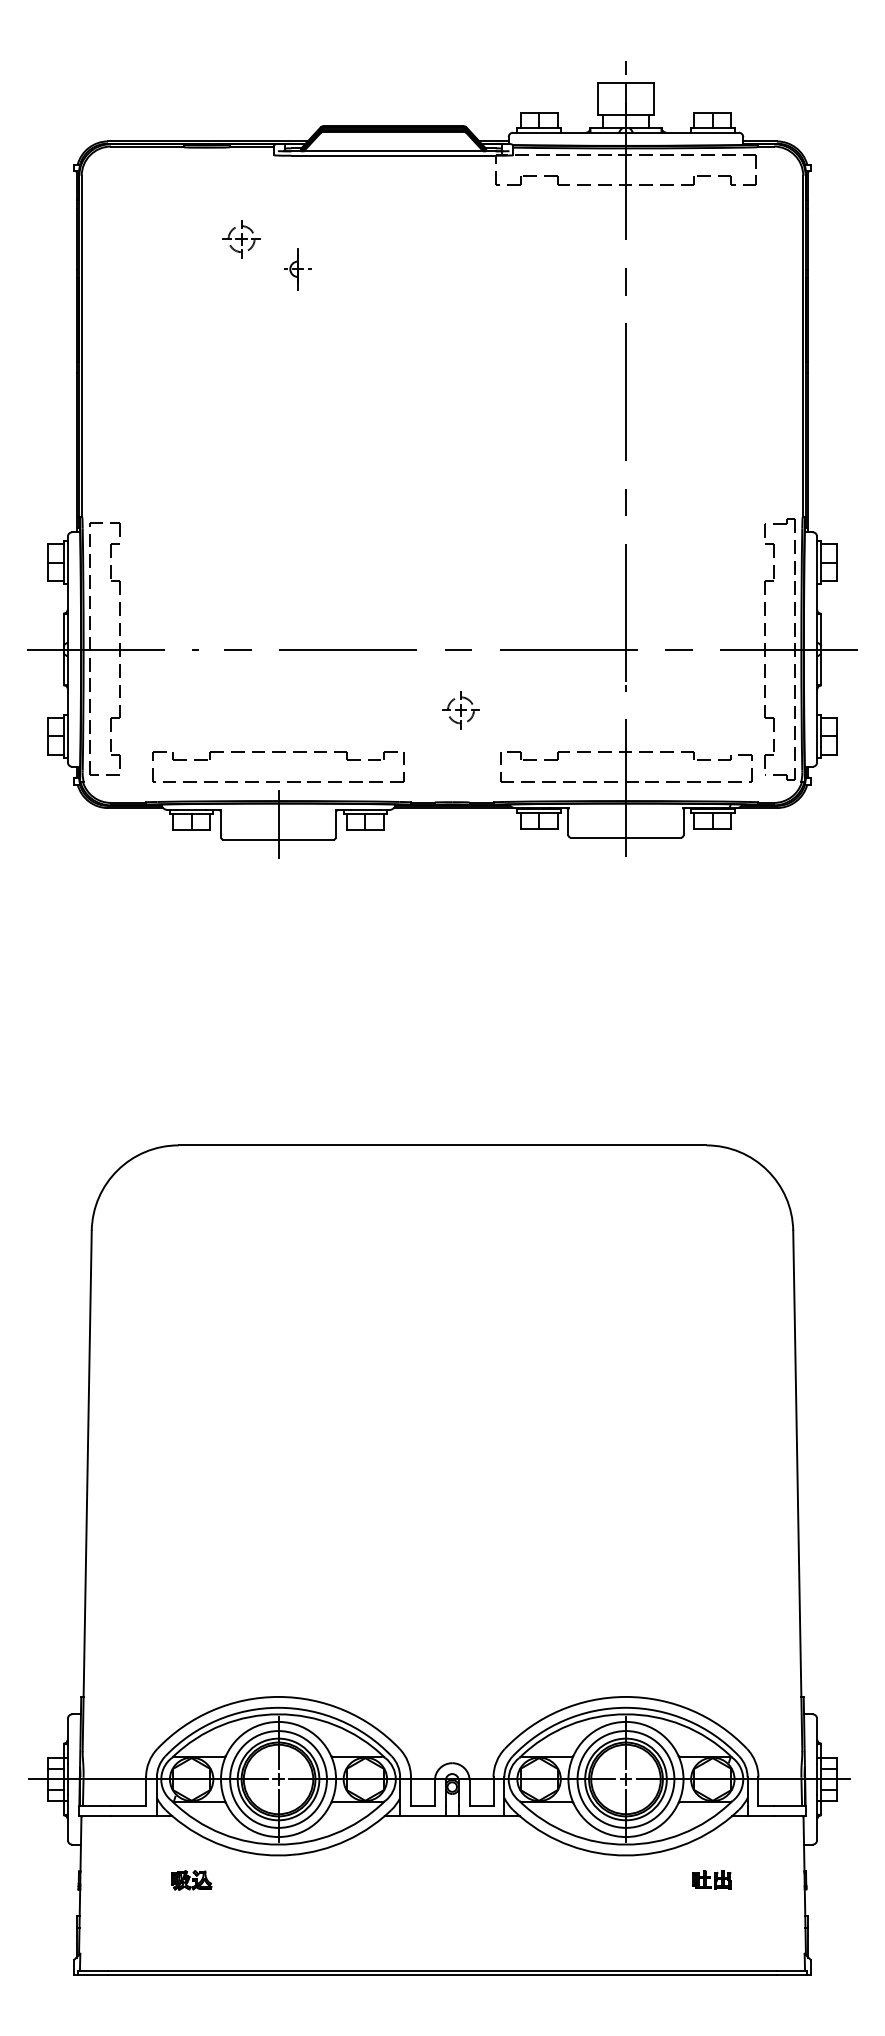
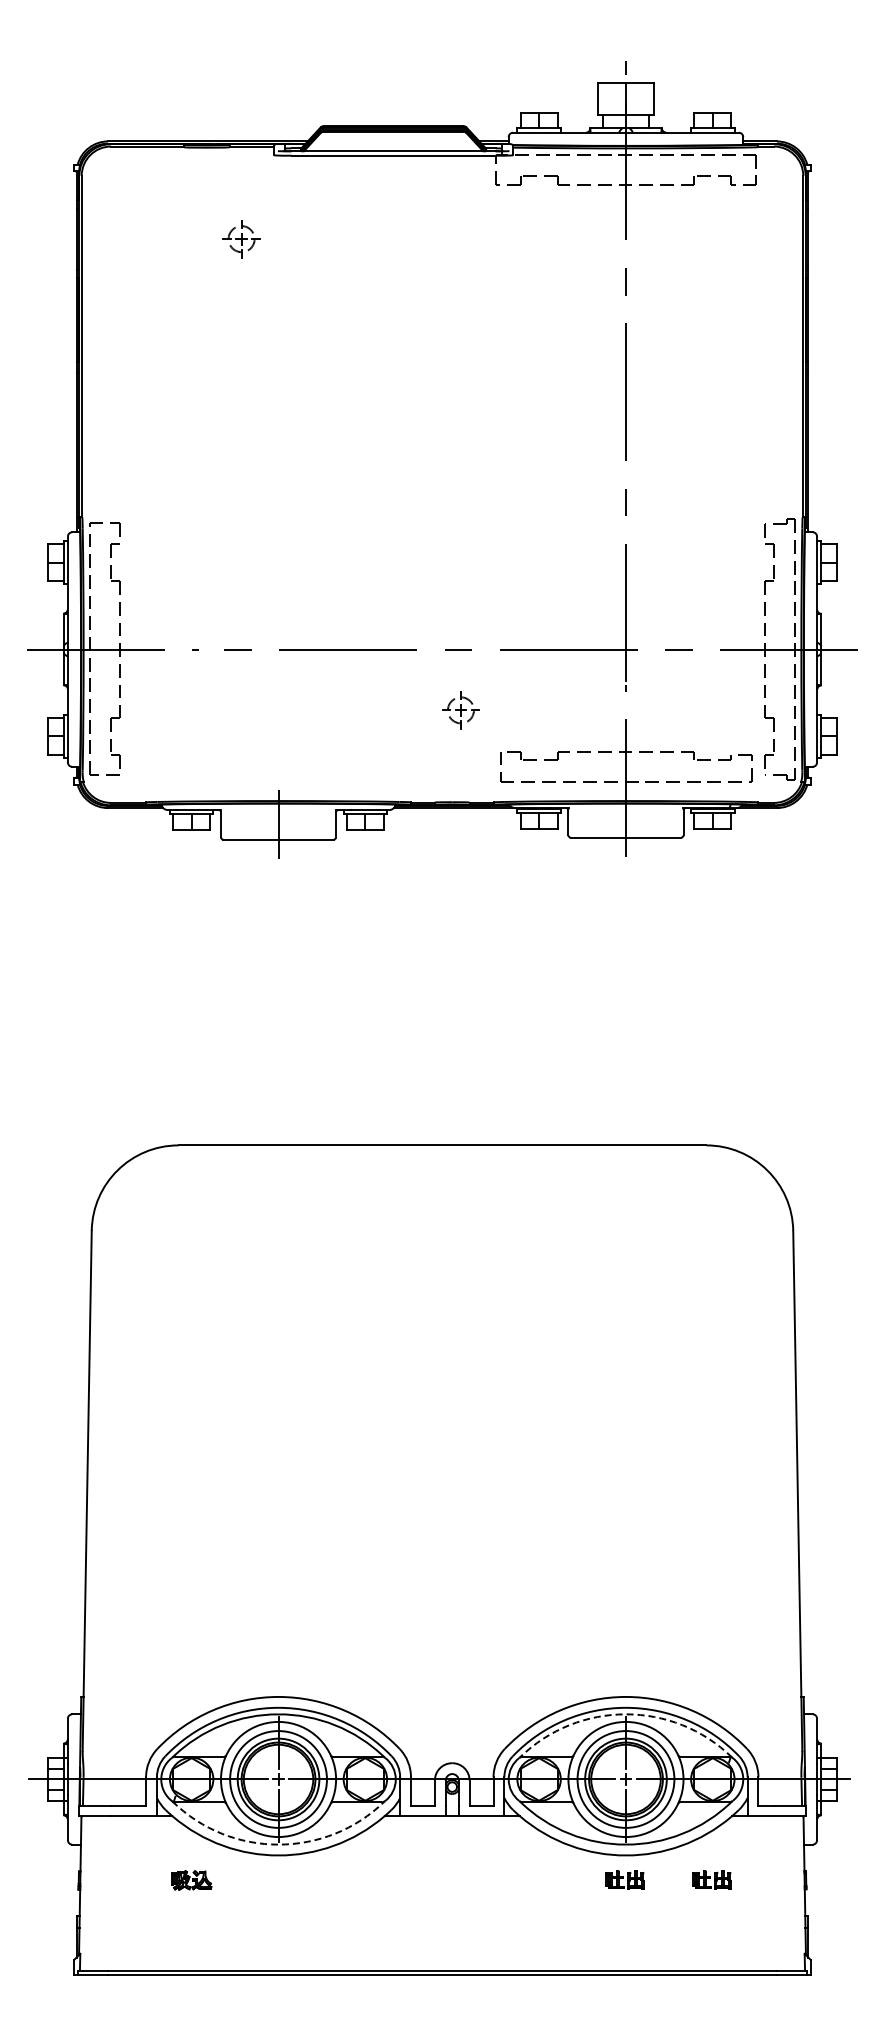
part: present -> none (297, 269)
part: present -> none (278, 752)
arc: solid -> dashed (625, 1714)
arc: solid -> dashed (278, 1844)
part: none -> present (624, 1879)
